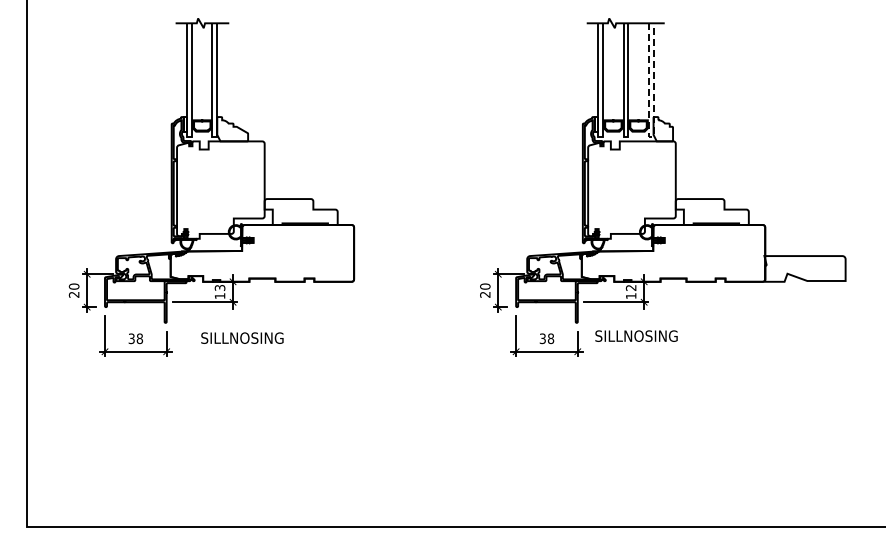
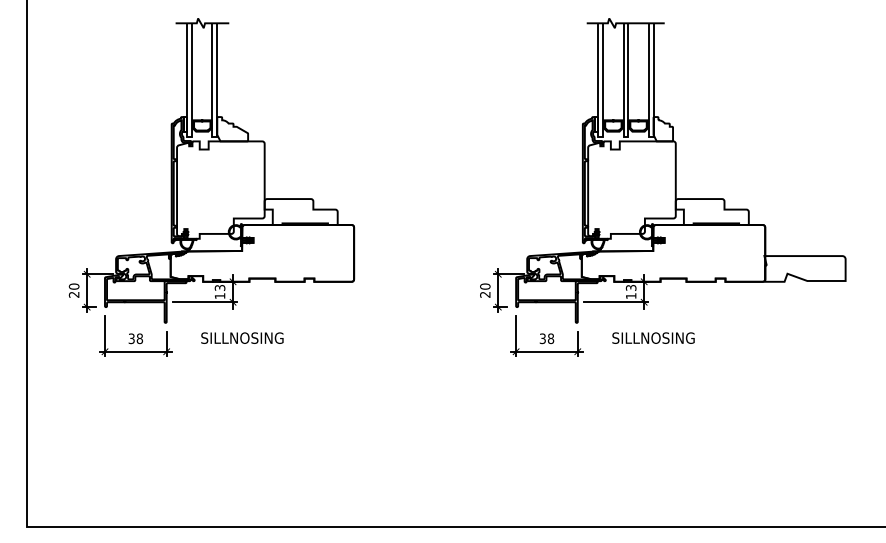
line: dashed -> solid (651, 136)
text: 12 -> 13 (631, 287)
text position: (636, 335) -> (653, 337) (653, 337)
